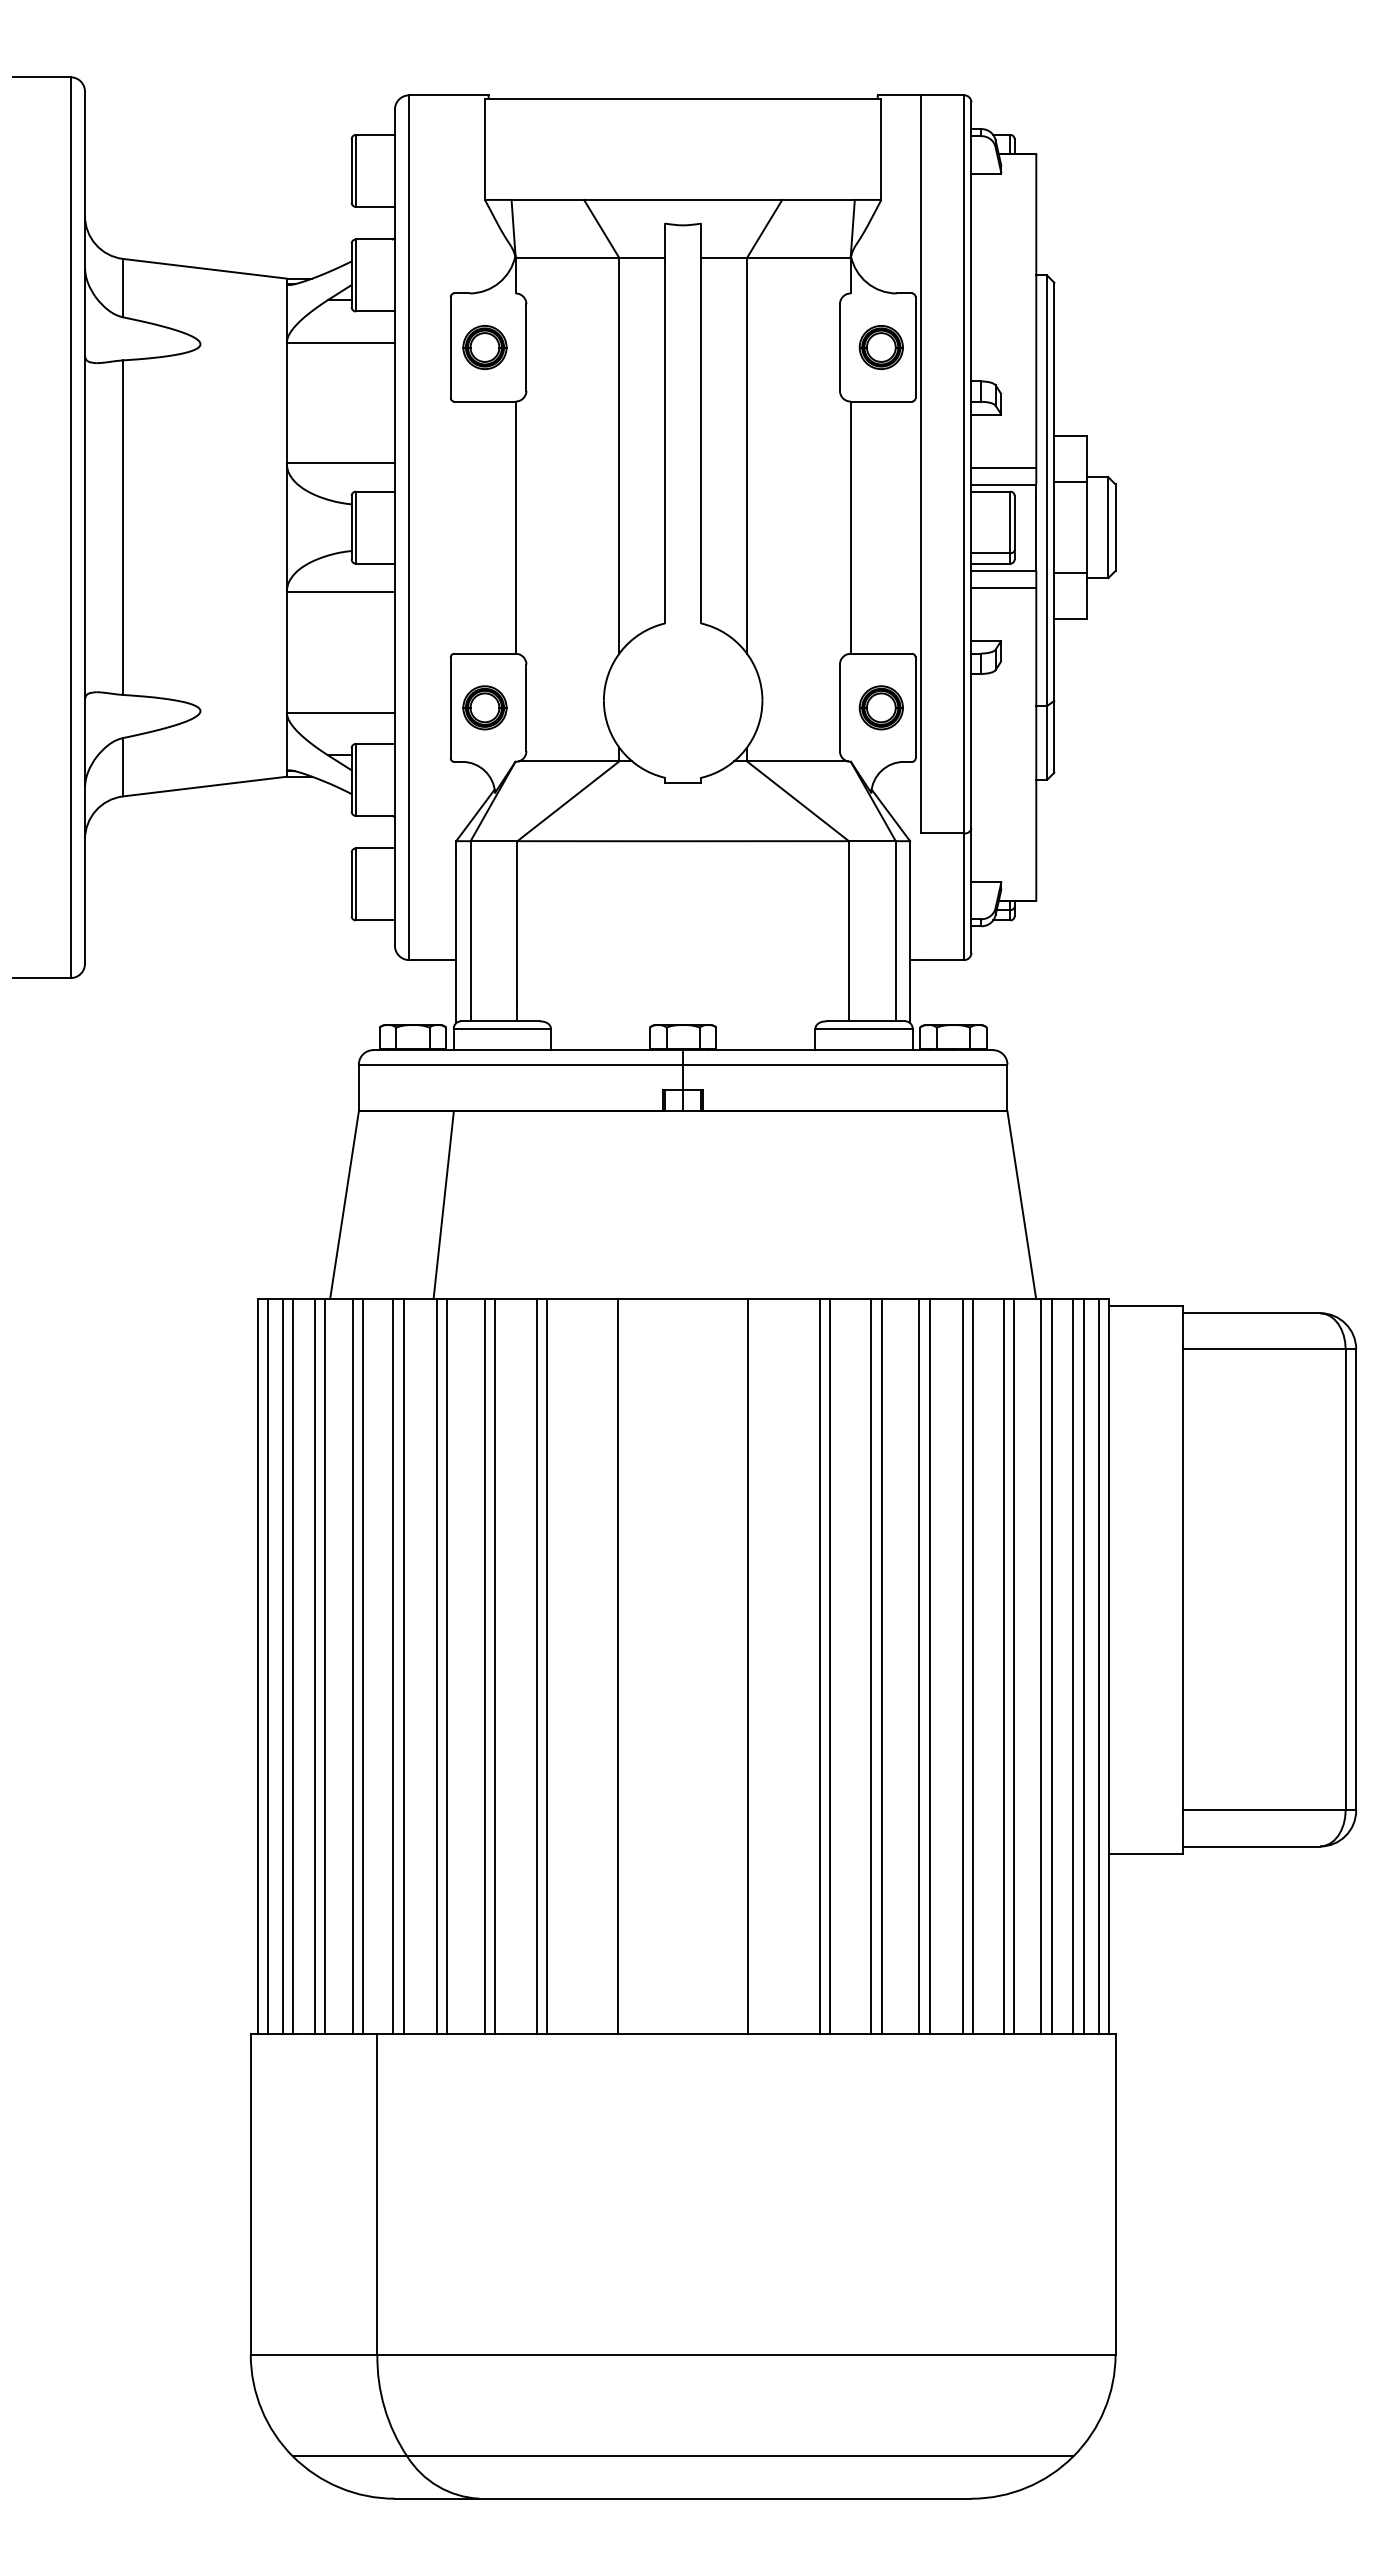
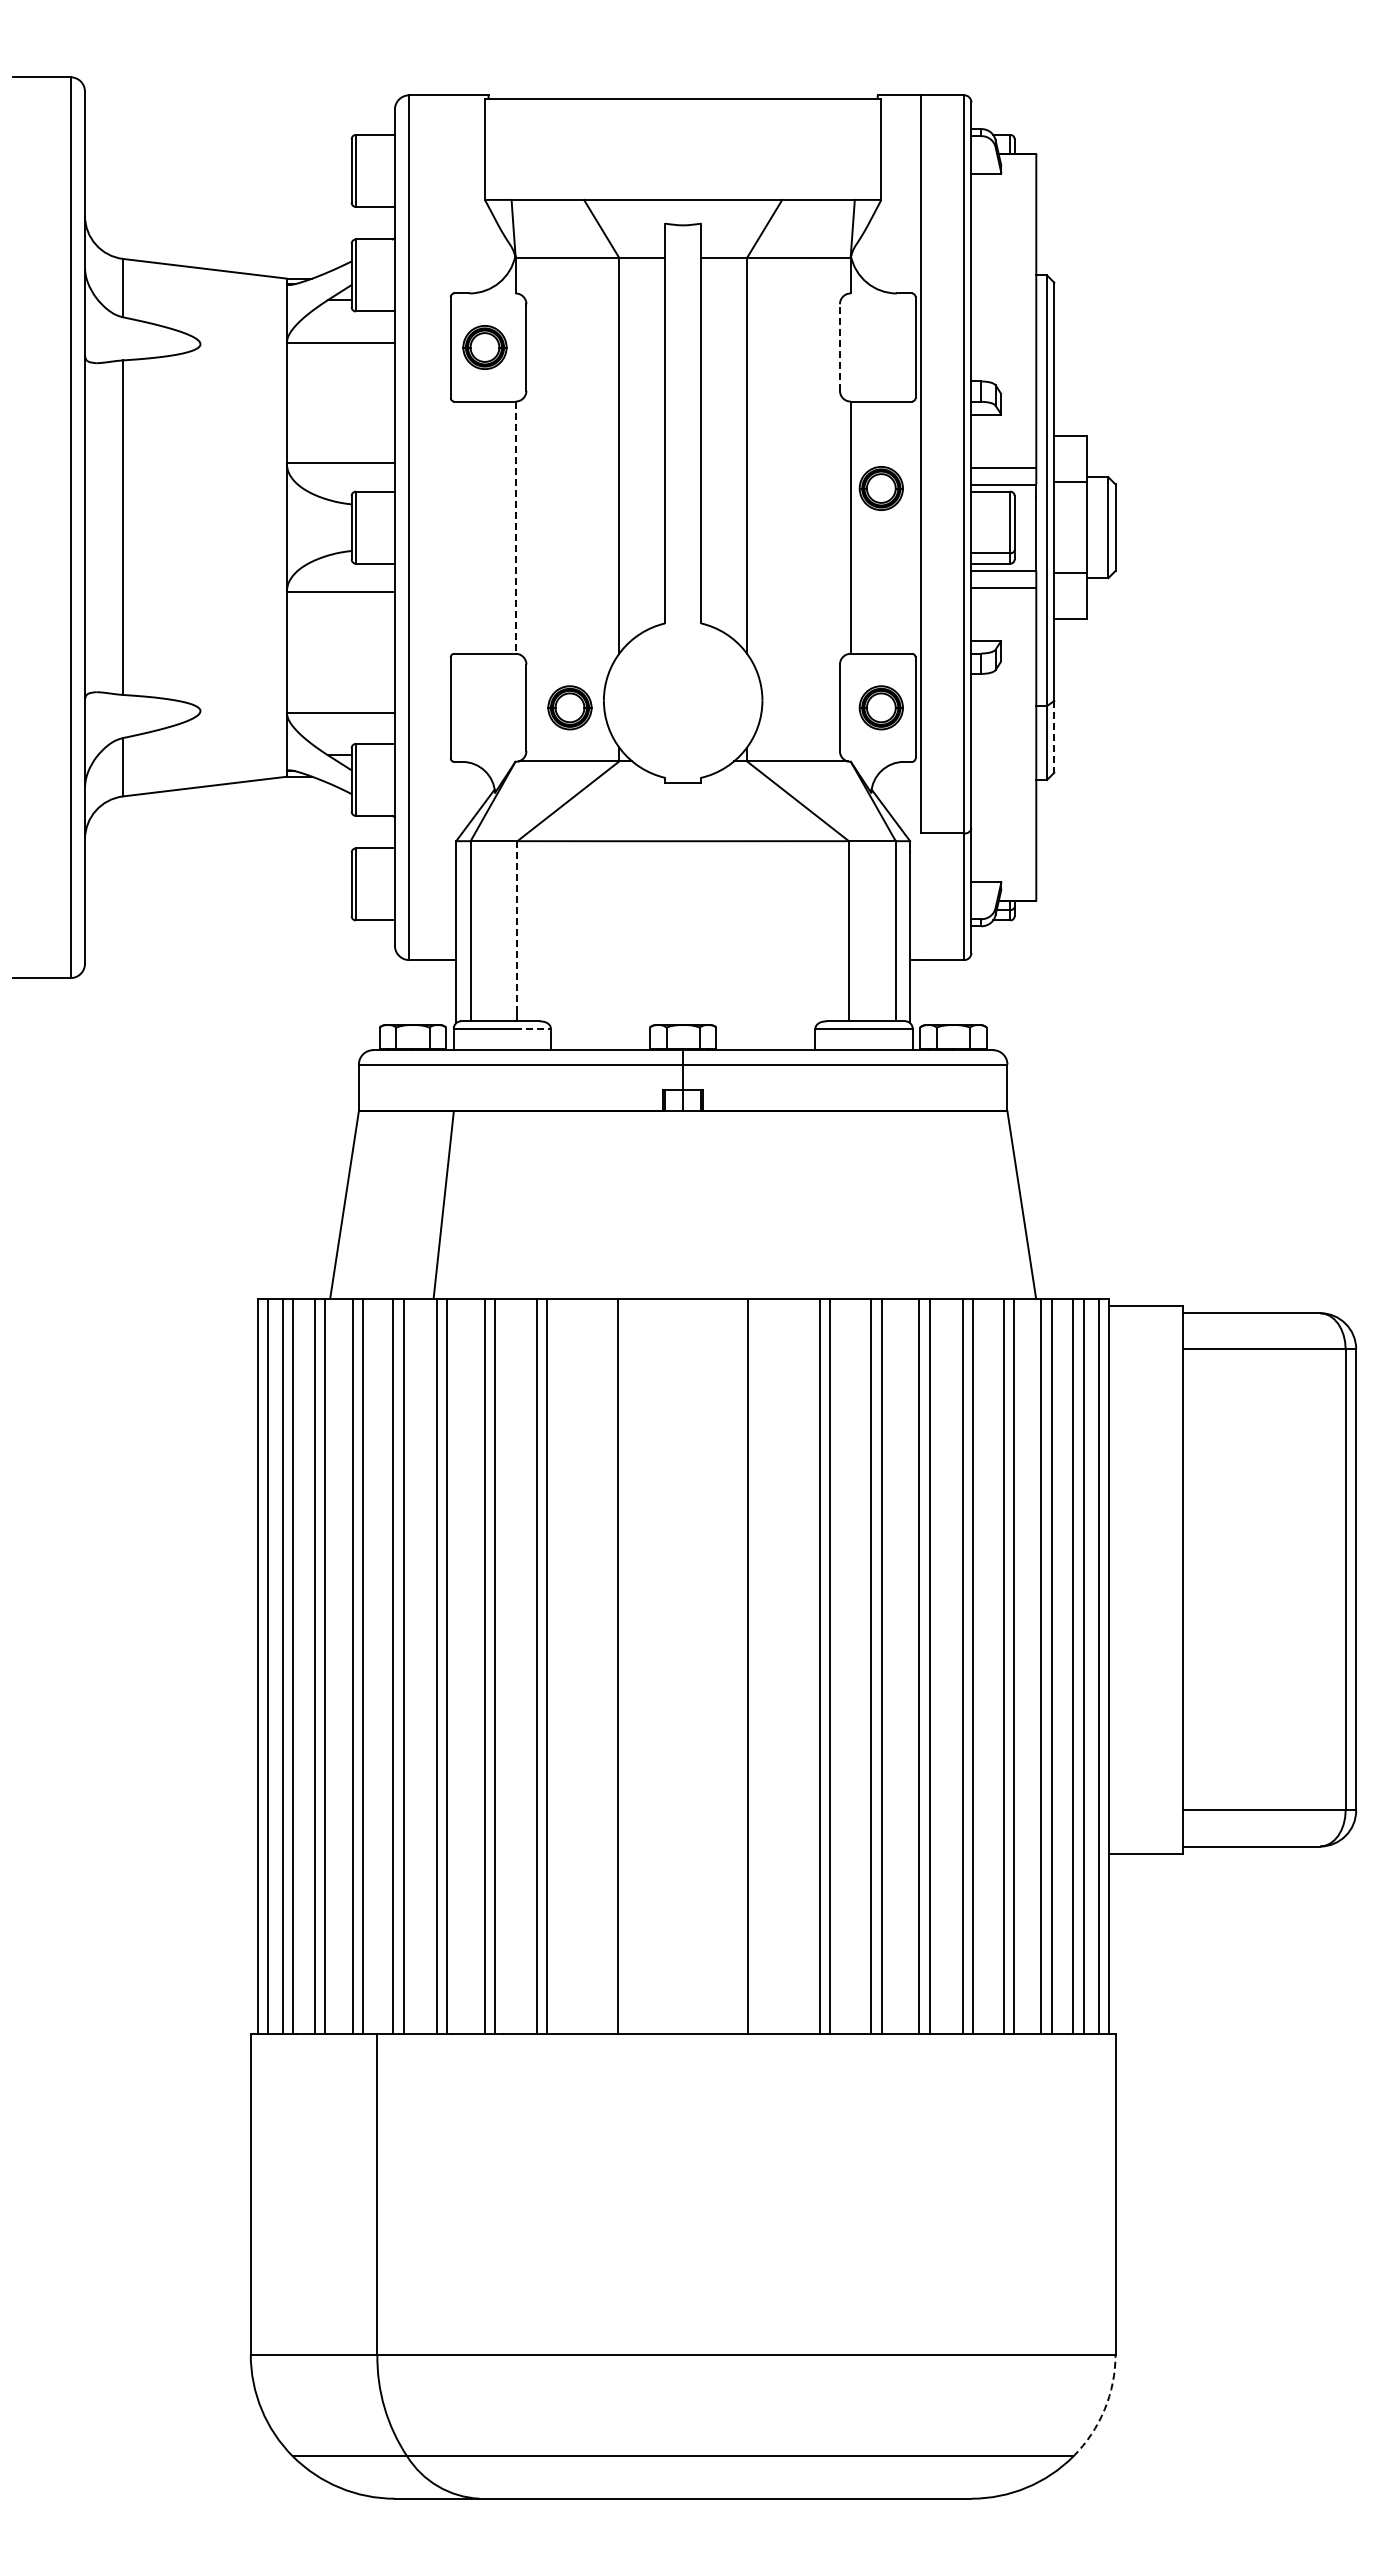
line: solid -> dashed (839, 347)
part position: (880, 347) -> (880, 488) (880, 488)
line: solid -> dashed (515, 528)
part position: (484, 707) -> (569, 707) (569, 707)
line: solid -> dashed (1054, 736)
line: solid -> dashed (517, 924)
line: solid -> dashed (532, 1028)
arc: solid -> dashed (1104, 2409)
